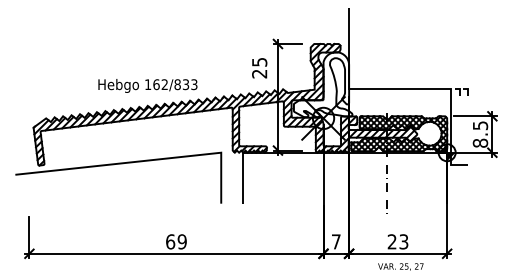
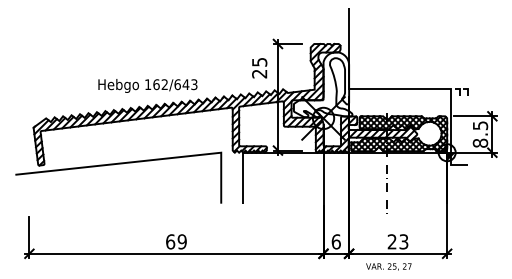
text: 162/833 -> 162/643 (181, 84)
text: 7 -> 6 (335, 241)
text position: (400, 266) -> (388, 266) (388, 266)
